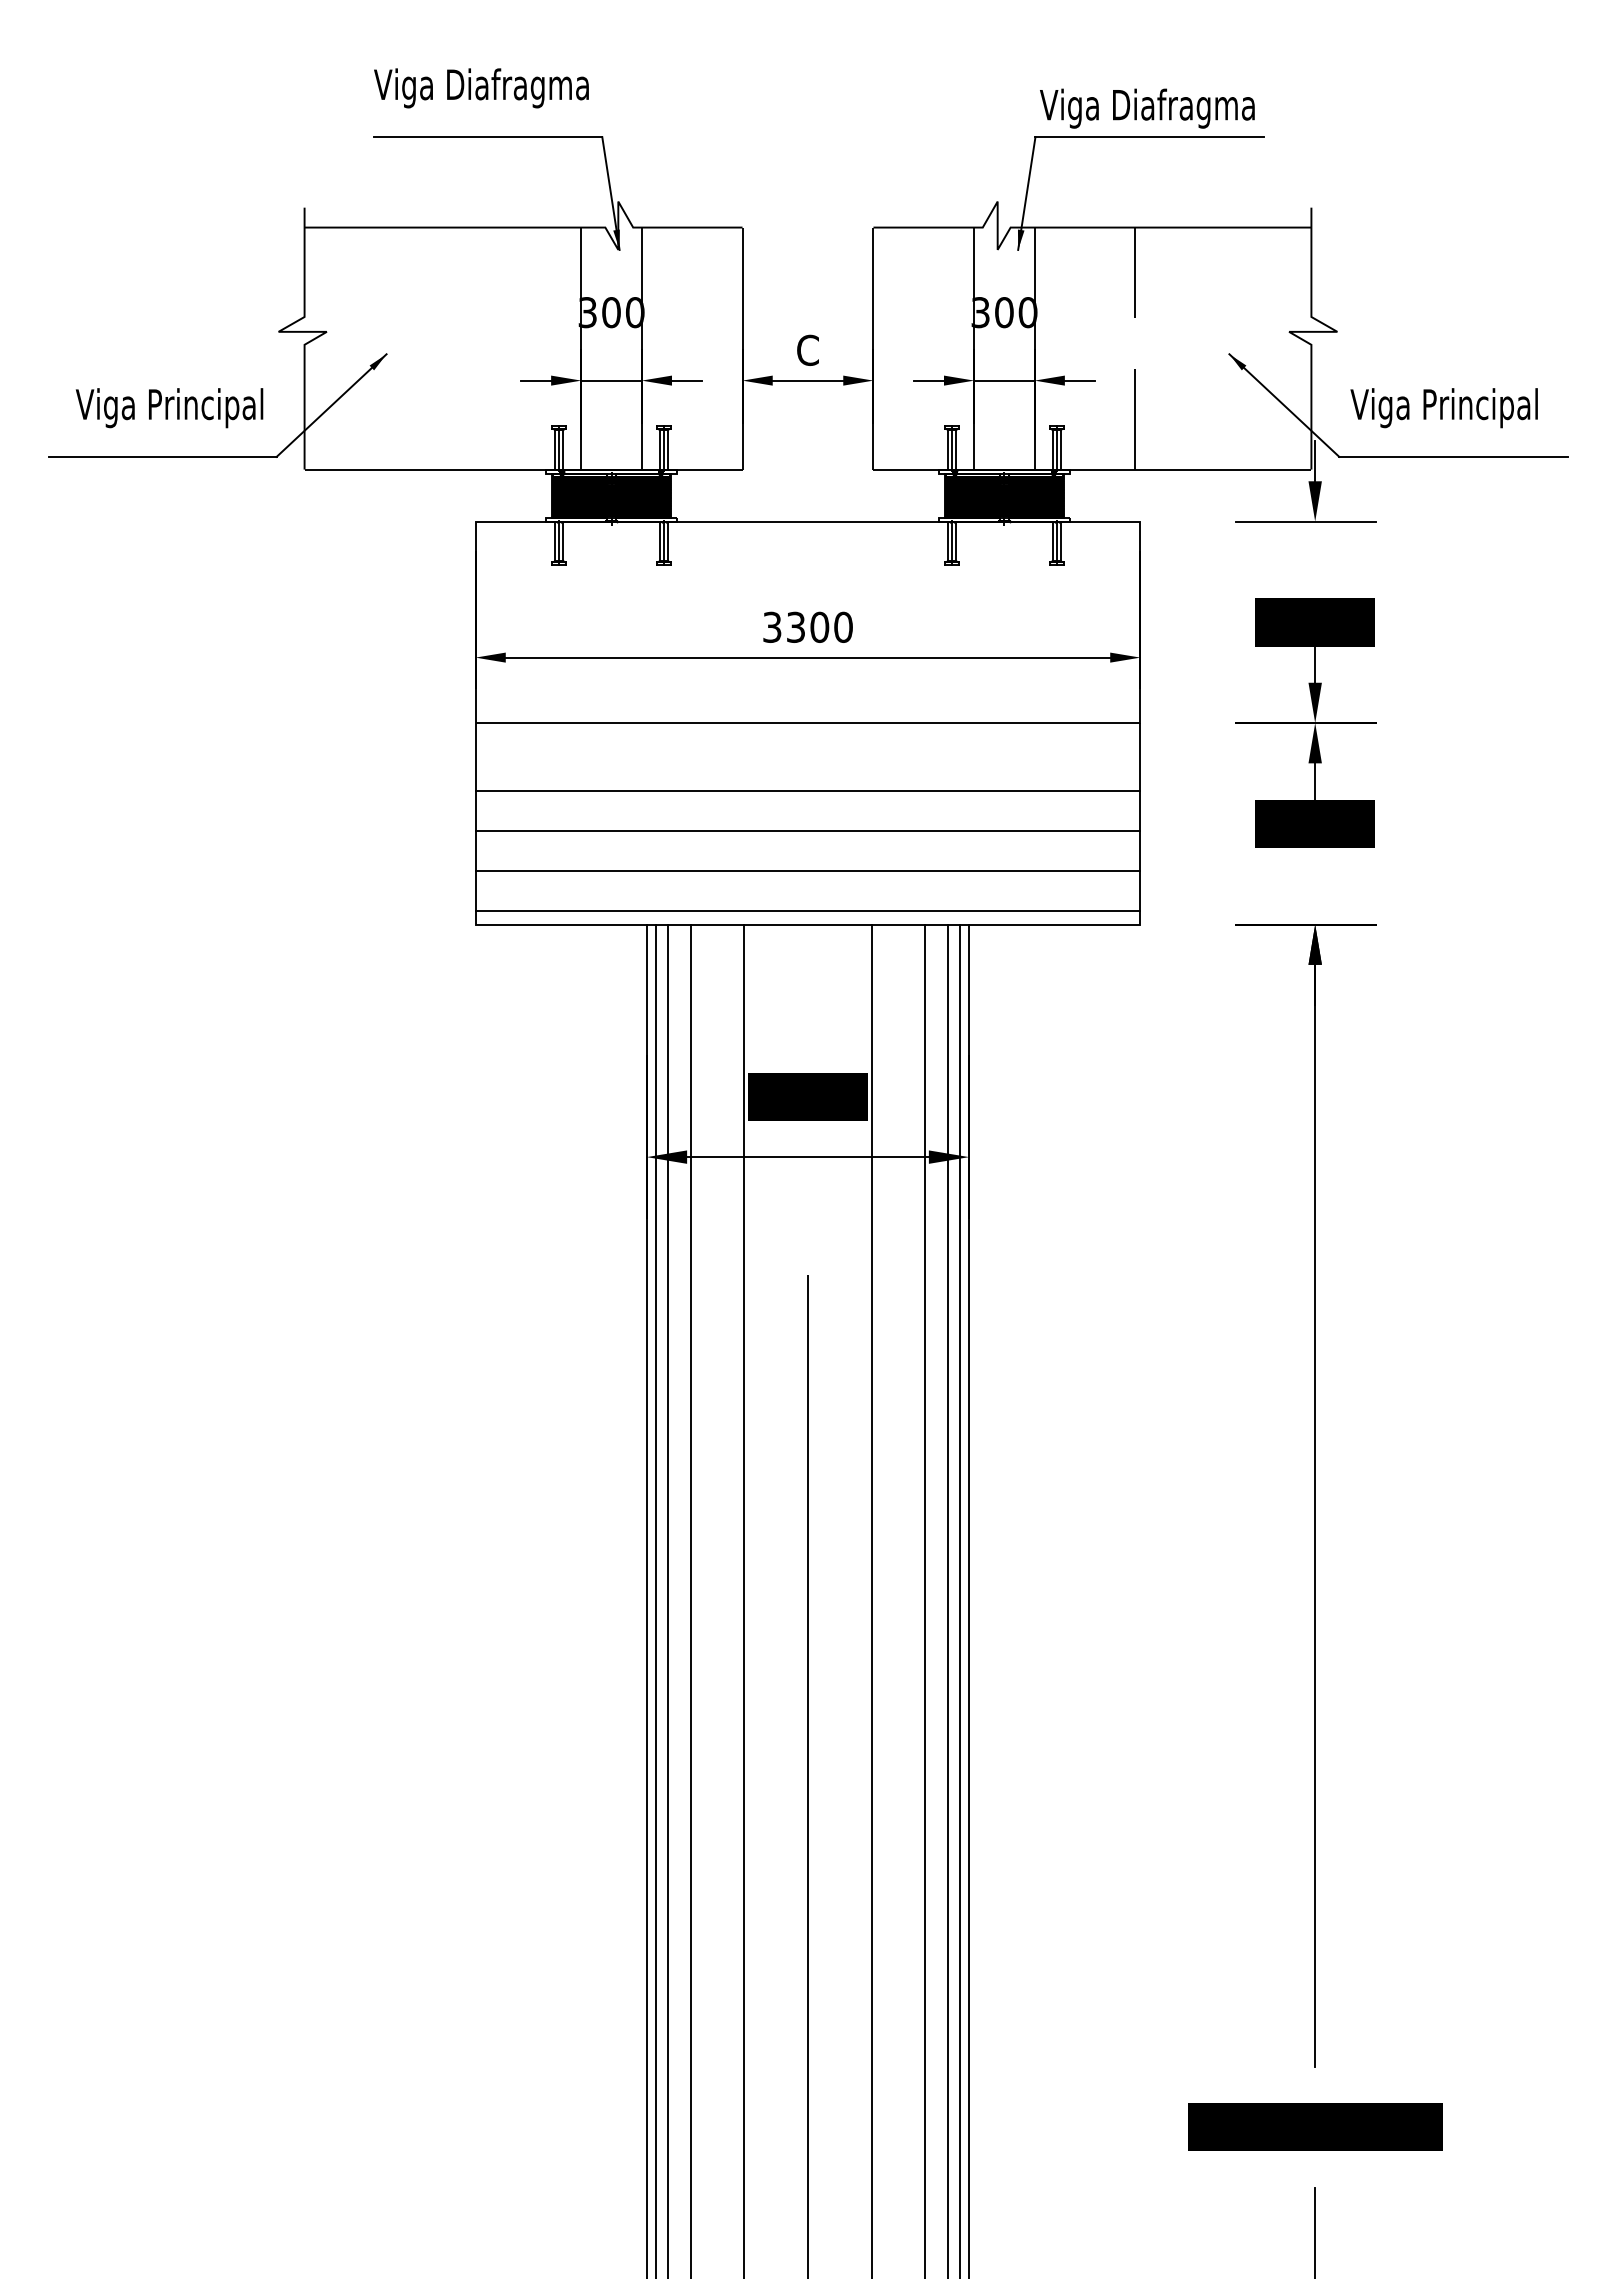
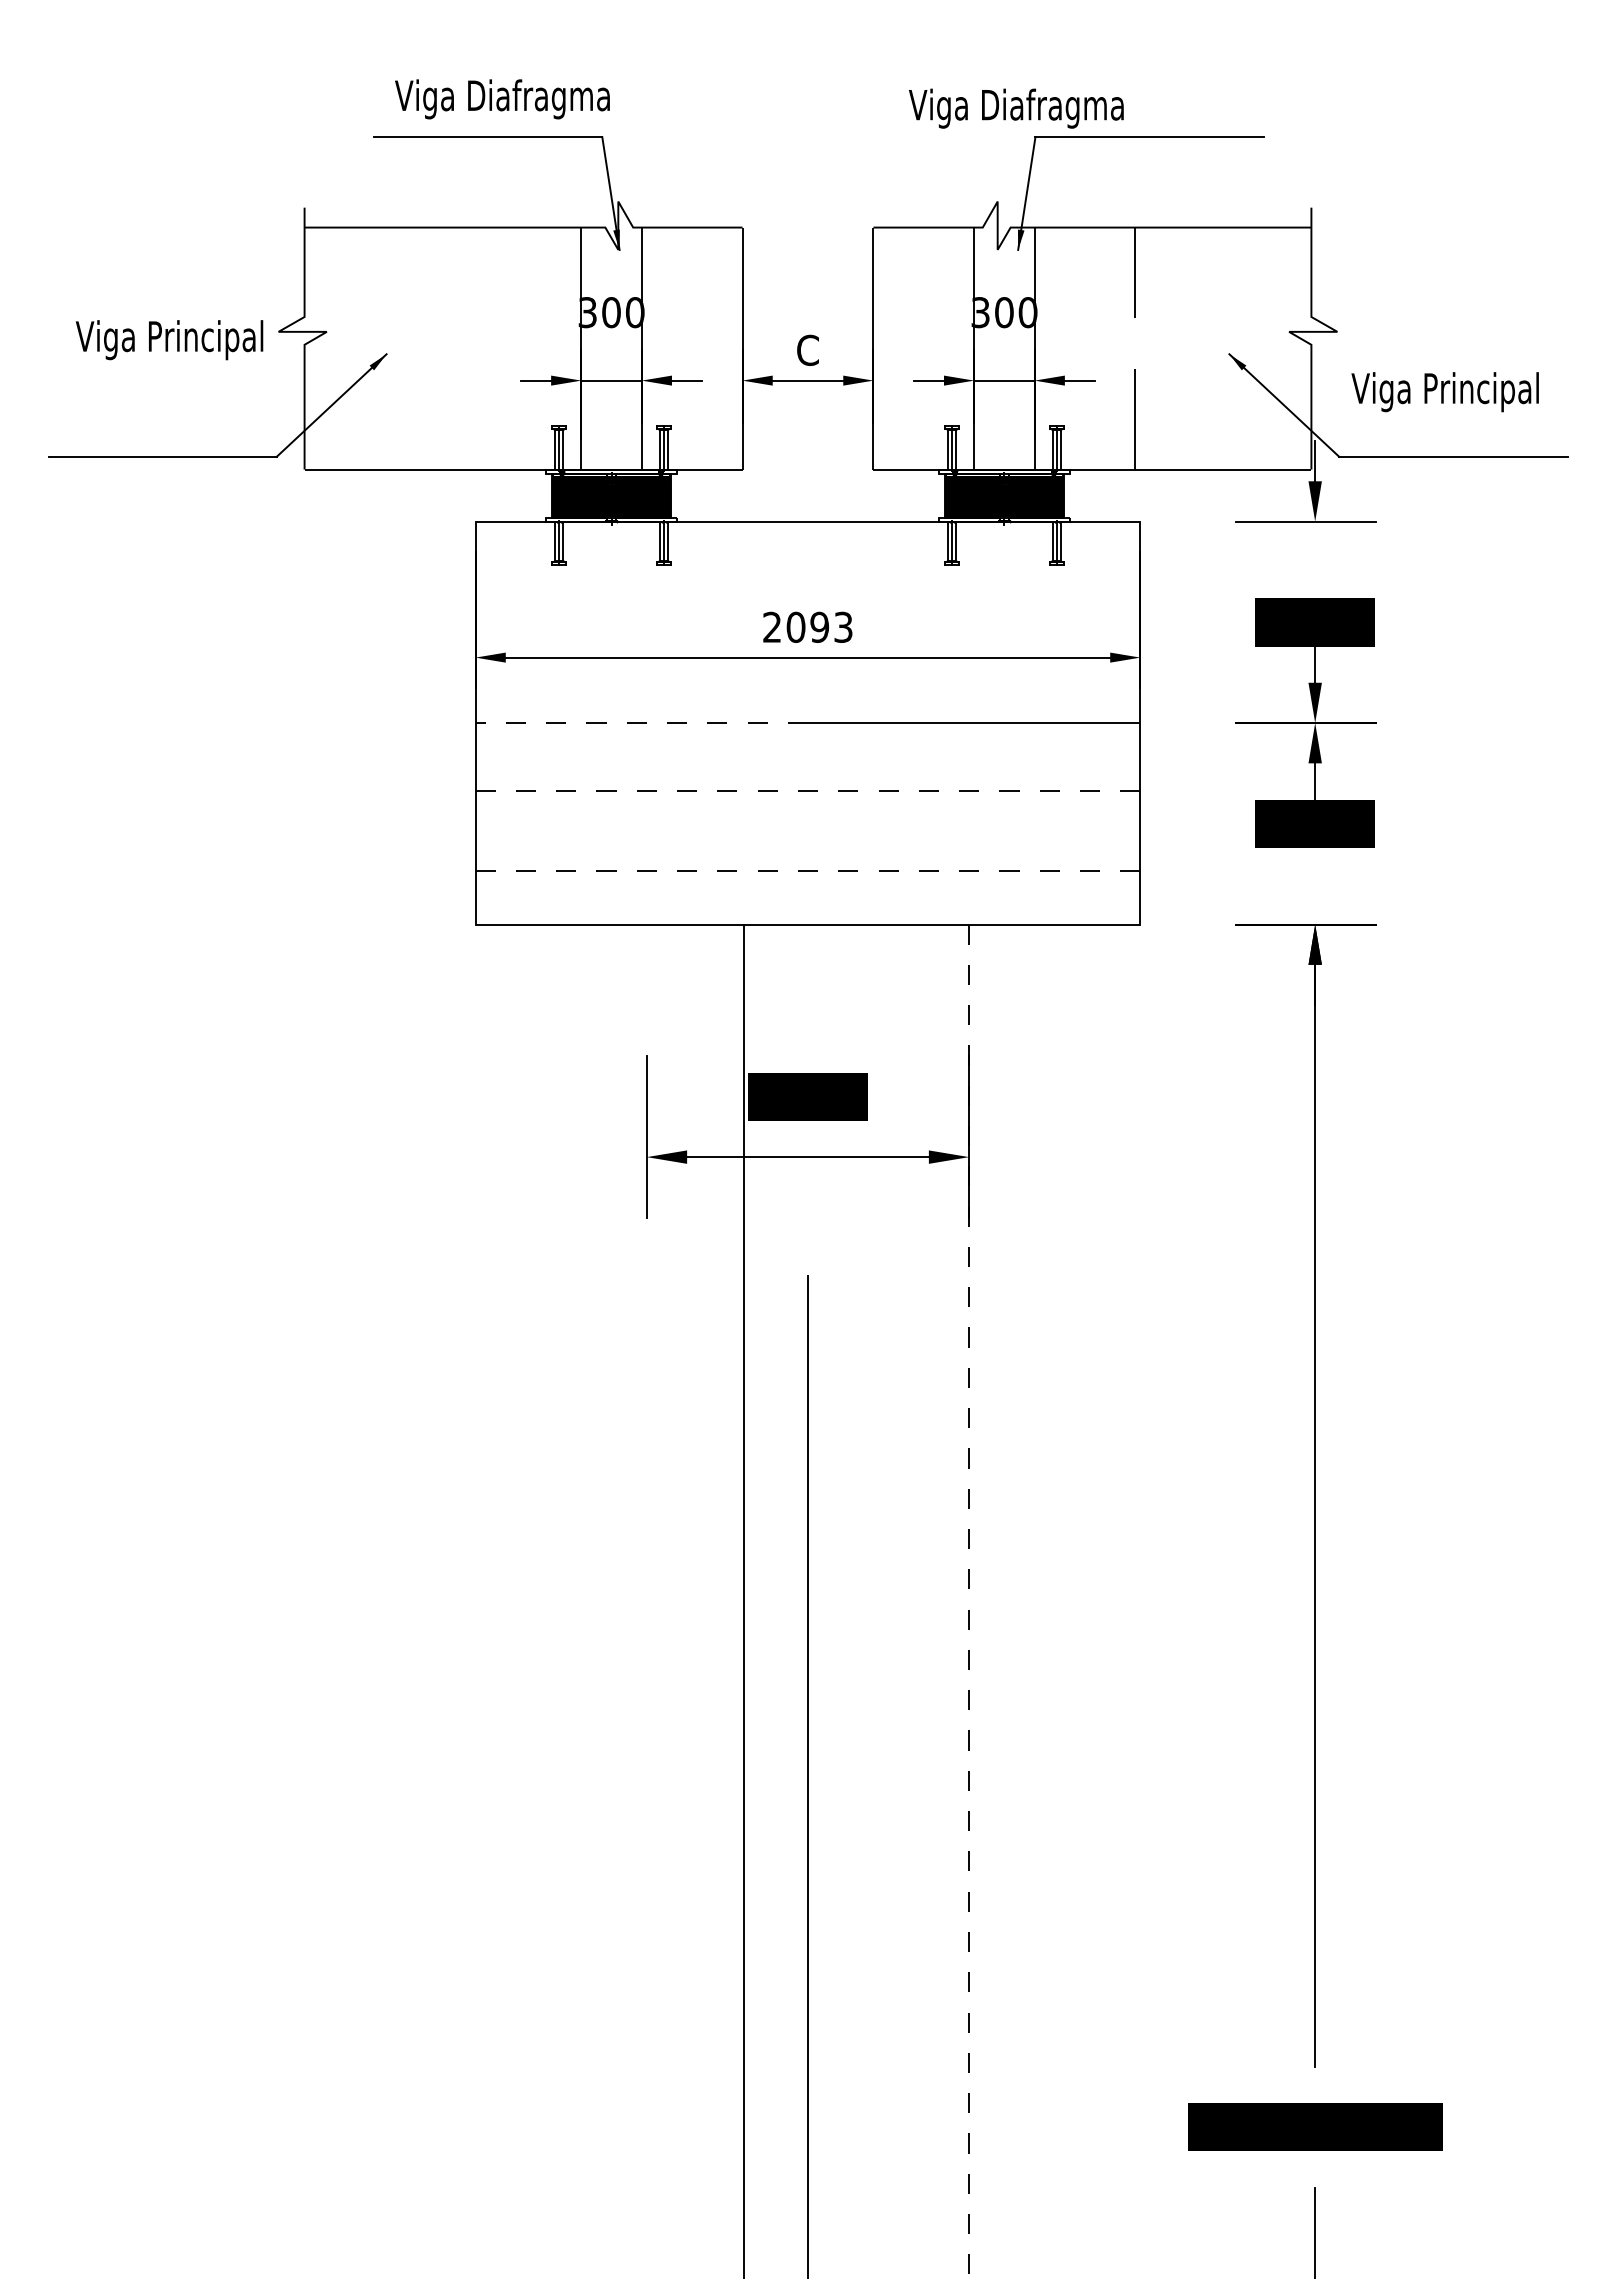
text position: (481, 88) -> (502, 99) (502, 99)
text position: (1147, 108) -> (1016, 108) (1016, 108)
text position: (169, 408) -> (169, 340) (169, 340)
text position: (1443, 408) -> (1444, 392) (1444, 392)
text: 3300 -> 2093 (807, 626)
line: solid -> dashed (641, 723)
line: solid -> dashed (808, 790)
line: present -> none (807, 830)
line: solid -> dashed (808, 871)
line: present -> none (807, 911)
line: present -> none (646, 1599)
line: present -> none (656, 1599)
line: present -> none (668, 1599)
line: present -> none (691, 1599)
line: present -> none (872, 1599)
line: present -> none (924, 1599)
line: present -> none (947, 1599)
line: present -> none (959, 1599)
line: solid -> dashed (969, 1601)
